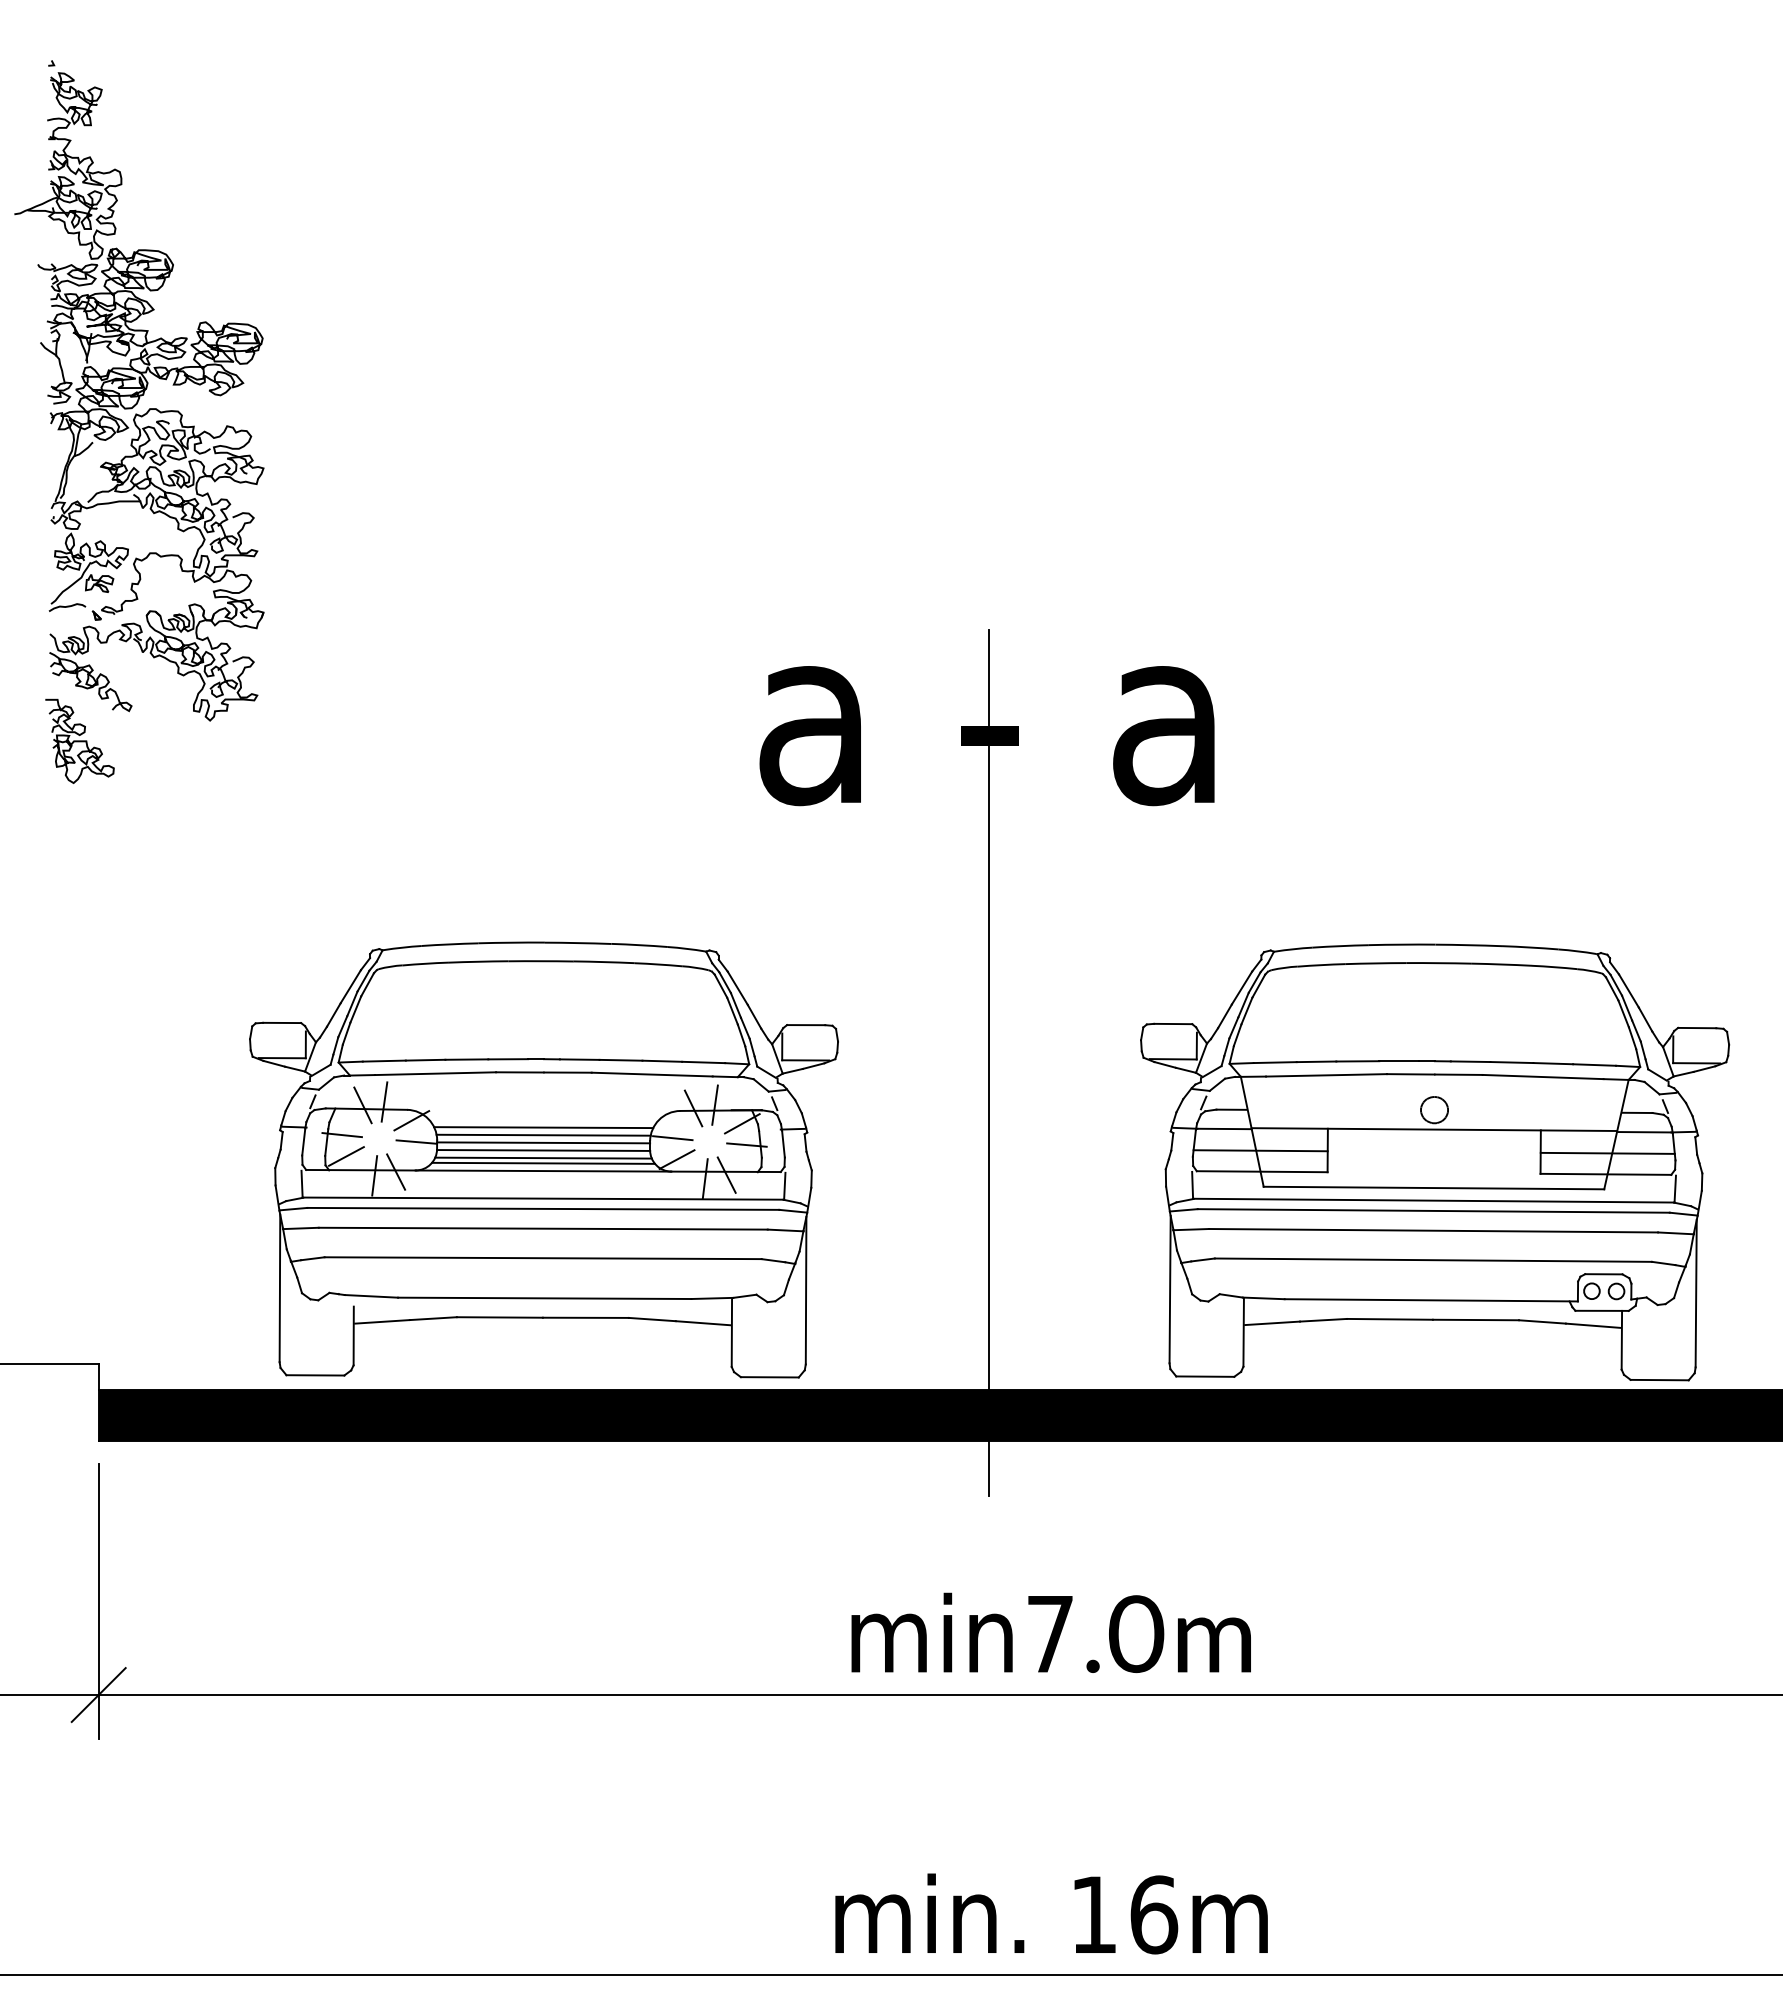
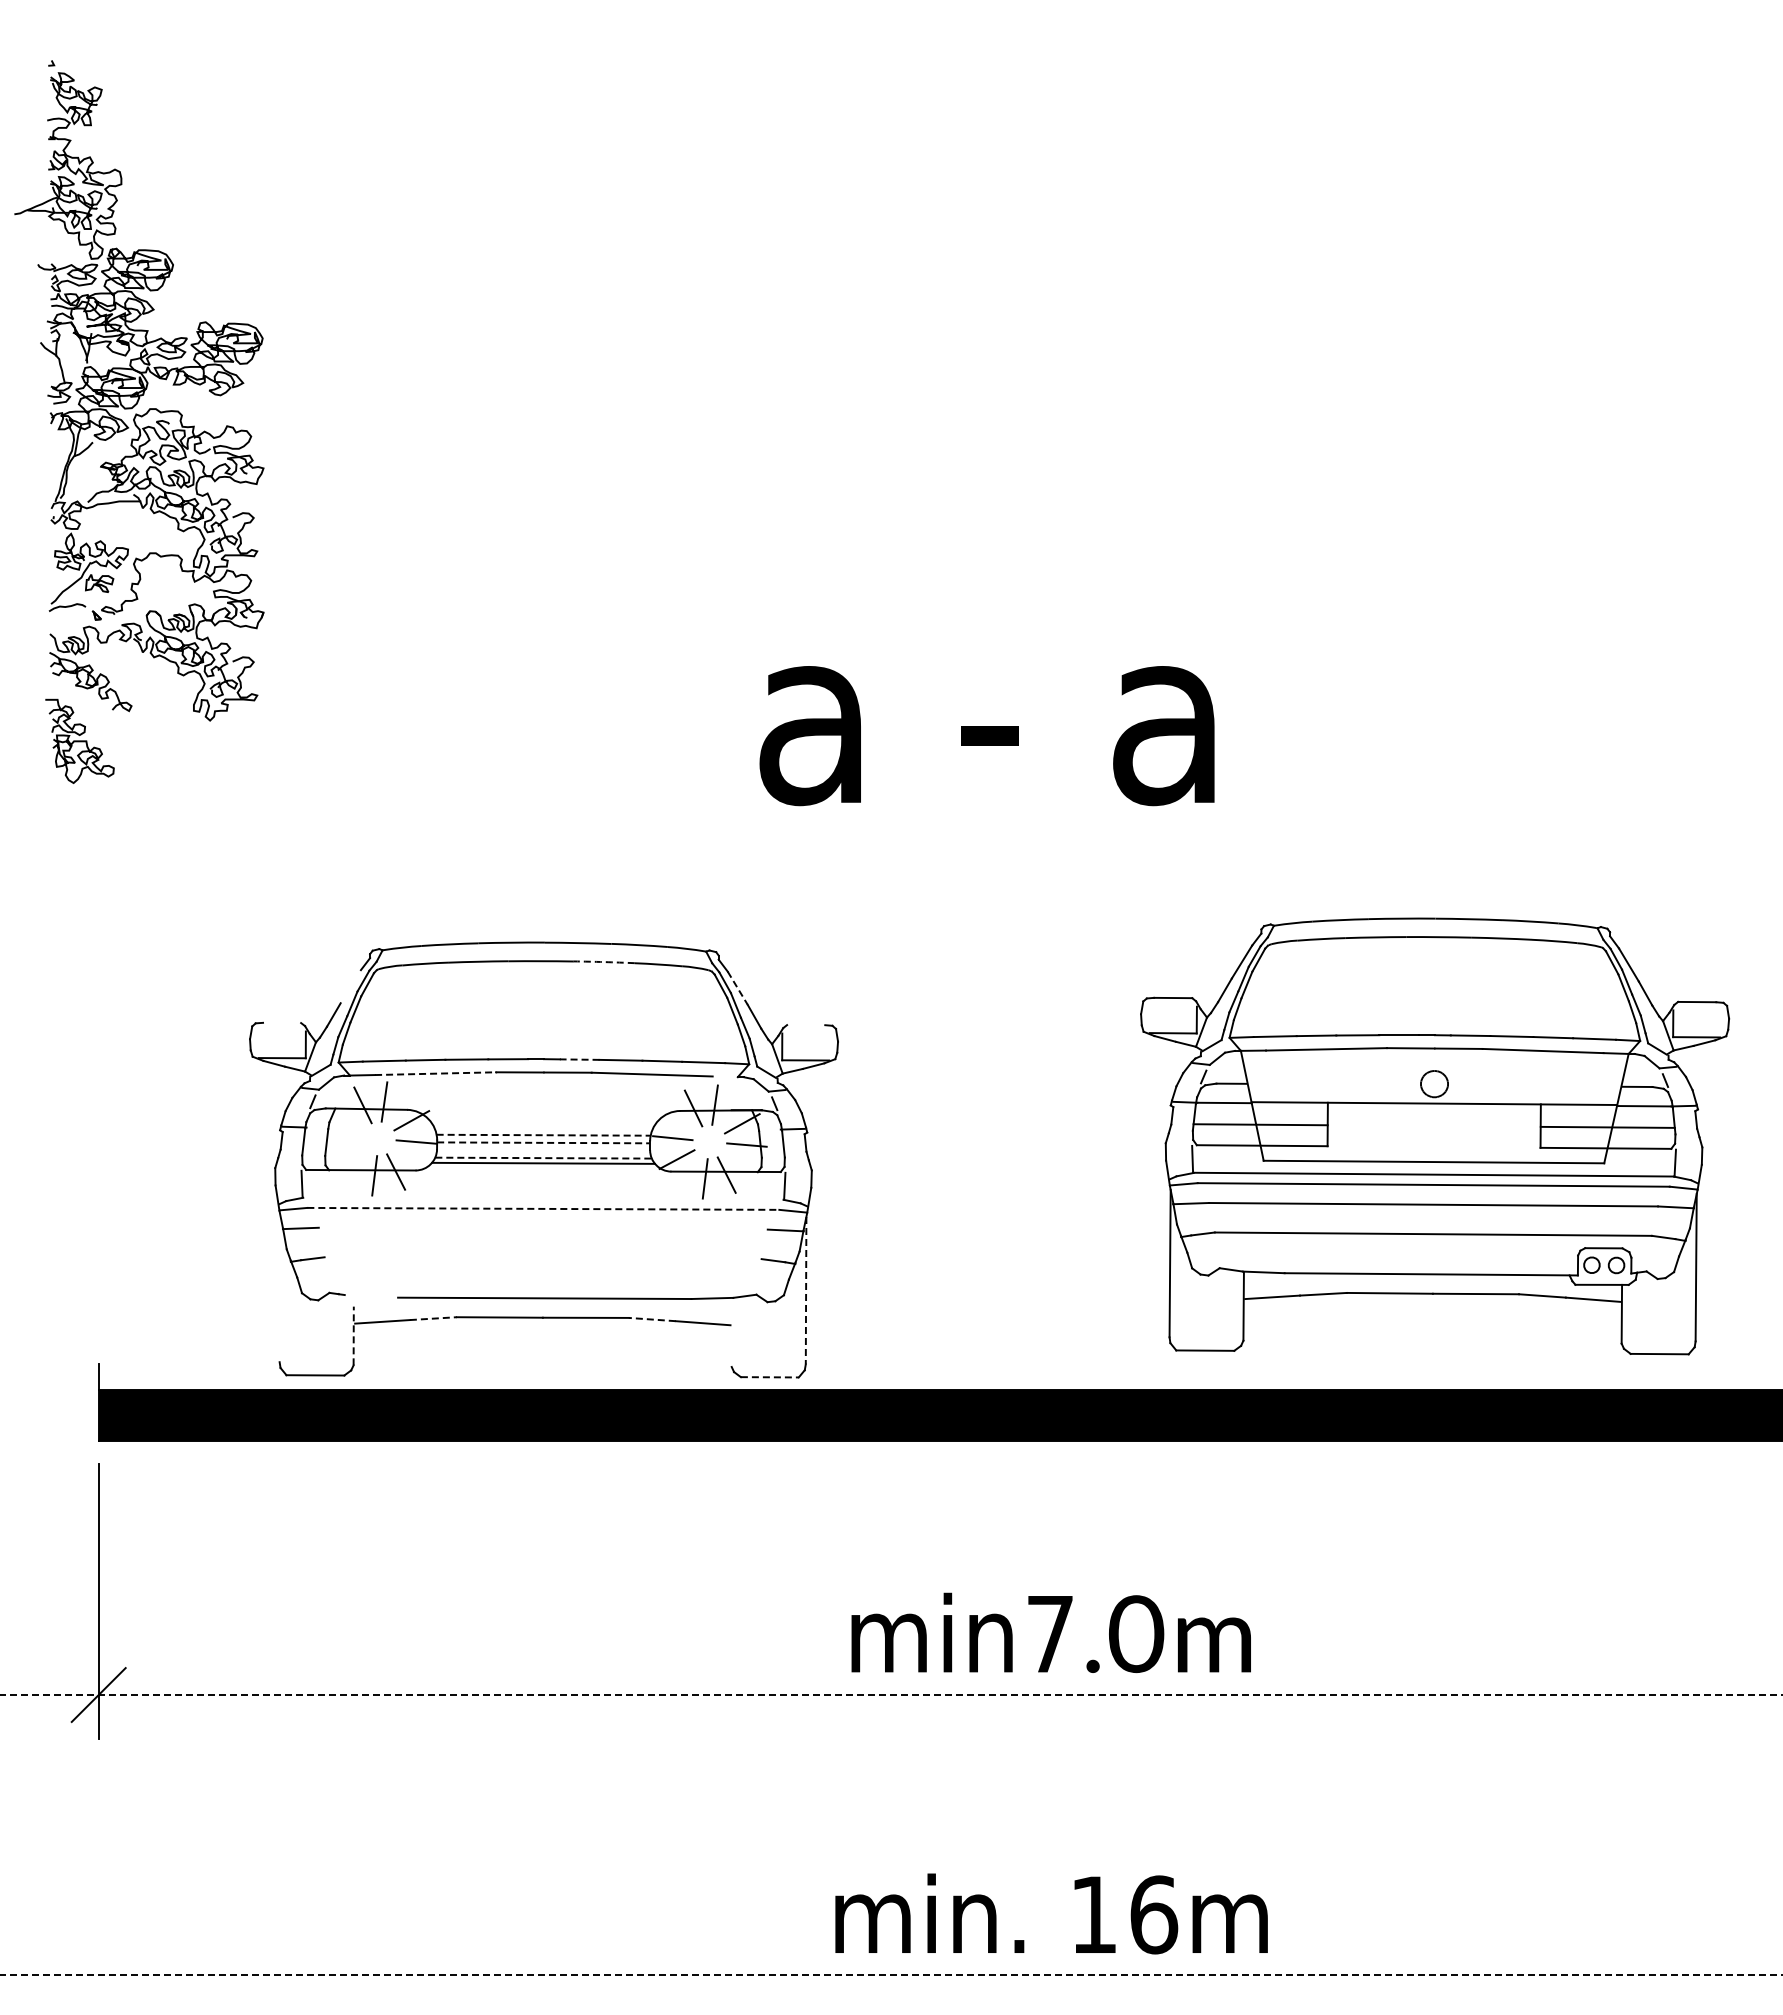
arc: solid -> dashed (604, 962)
line: present -> none (350, 986)
line: solid -> dashed (738, 988)
line: present -> none (282, 1022)
line: present -> none (806, 1025)
line: solid -> dashed (579, 1059)
line: present -> none (989, 1062)
line: solid -> dashed (435, 1073)
line: present -> none (724, 1076)
line: present -> none (543, 1127)
line: present -> none (341, 1135)
line: solid -> dashed (544, 1135)
line: solid -> dashed (544, 1142)
line: present -> none (543, 1150)
line: present -> none (345, 1156)
line: solid -> dashed (544, 1158)
part position: (1435, 1162) -> (1435, 1136) (1435, 1136)
line: present -> none (543, 1170)
line: present -> none (543, 1198)
line: solid -> dashed (543, 1208)
line: present -> none (542, 1228)
line: present -> none (542, 1258)
line: present -> none (279, 1288)
line: solid -> dashed (806, 1290)
line: present -> none (371, 1296)
line: solid -> dashed (433, 1318)
line: solid -> dashed (652, 1319)
line: present -> none (731, 1332)
line: solid -> dashed (353, 1335)
line: present -> none (50, 1364)
line: solid -> dashed (769, 1377)
line: solid -> dashed (891, 1695)
line: solid -> dashed (891, 1974)
